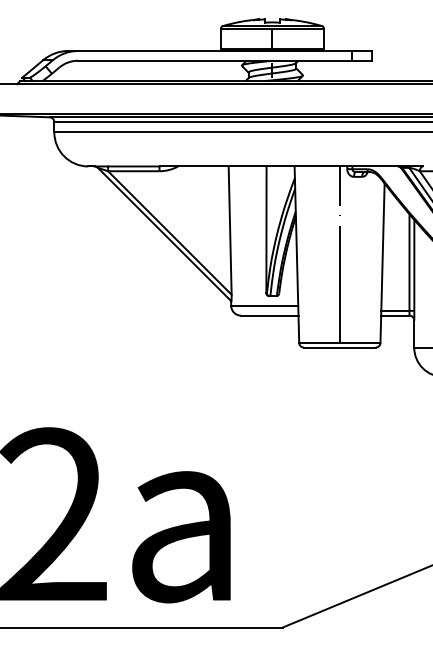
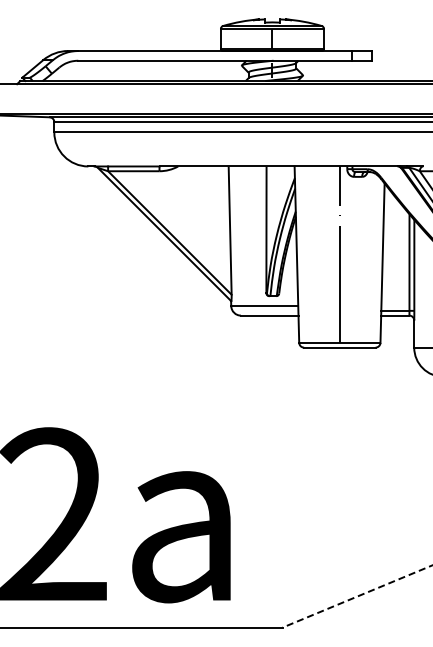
line: solid -> dashed (357, 596)
